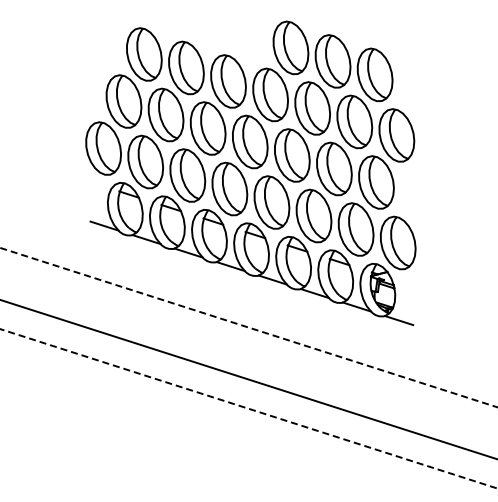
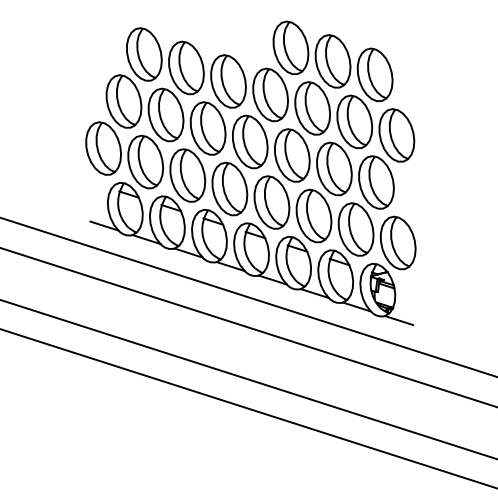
line: none -> present (248, 297)
line: dashed -> solid (248, 327)
line: dashed -> solid (249, 408)
